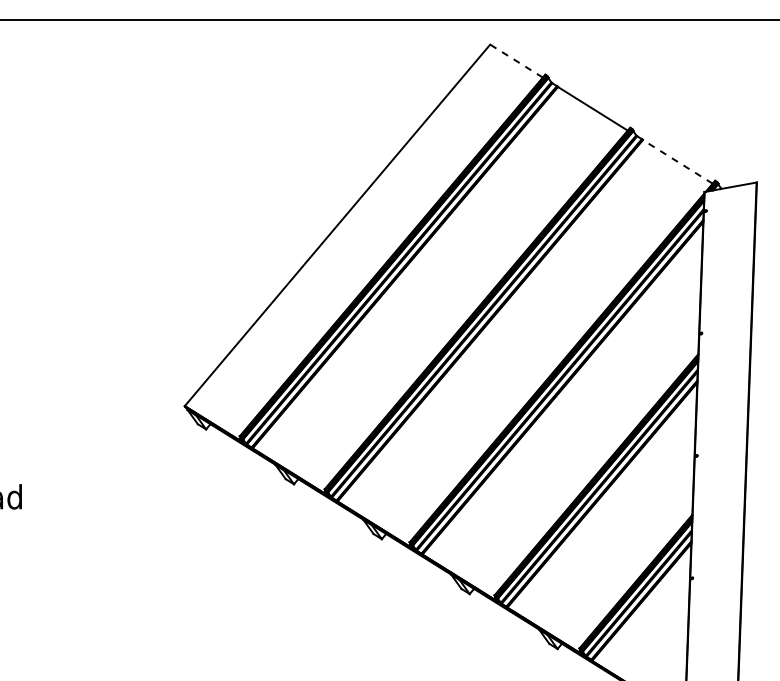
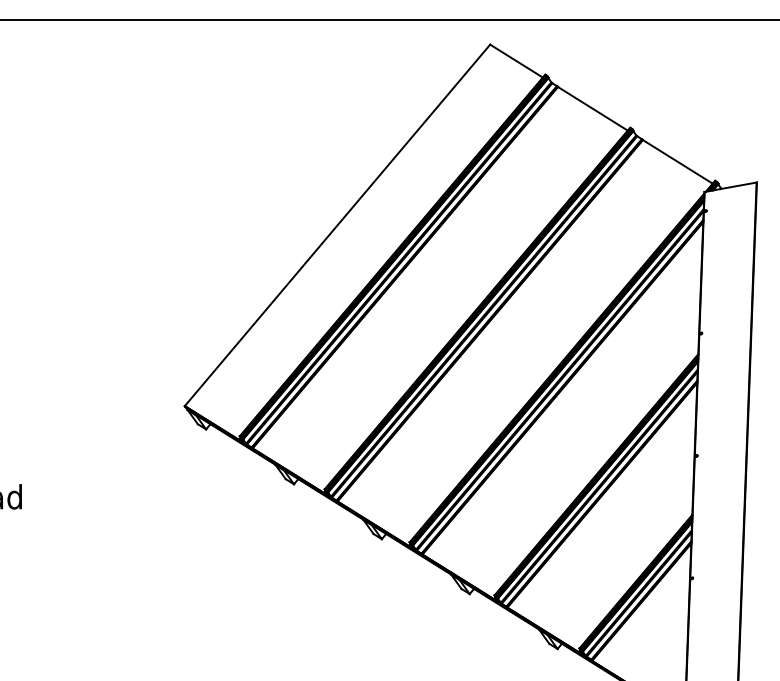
line: dashed -> solid (516, 60)
line: dashed -> solid (677, 161)
